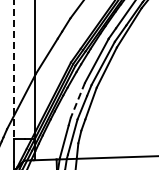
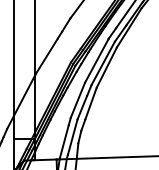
line: dashed -> solid (13, 69)
line: dashed -> solid (77, 100)
